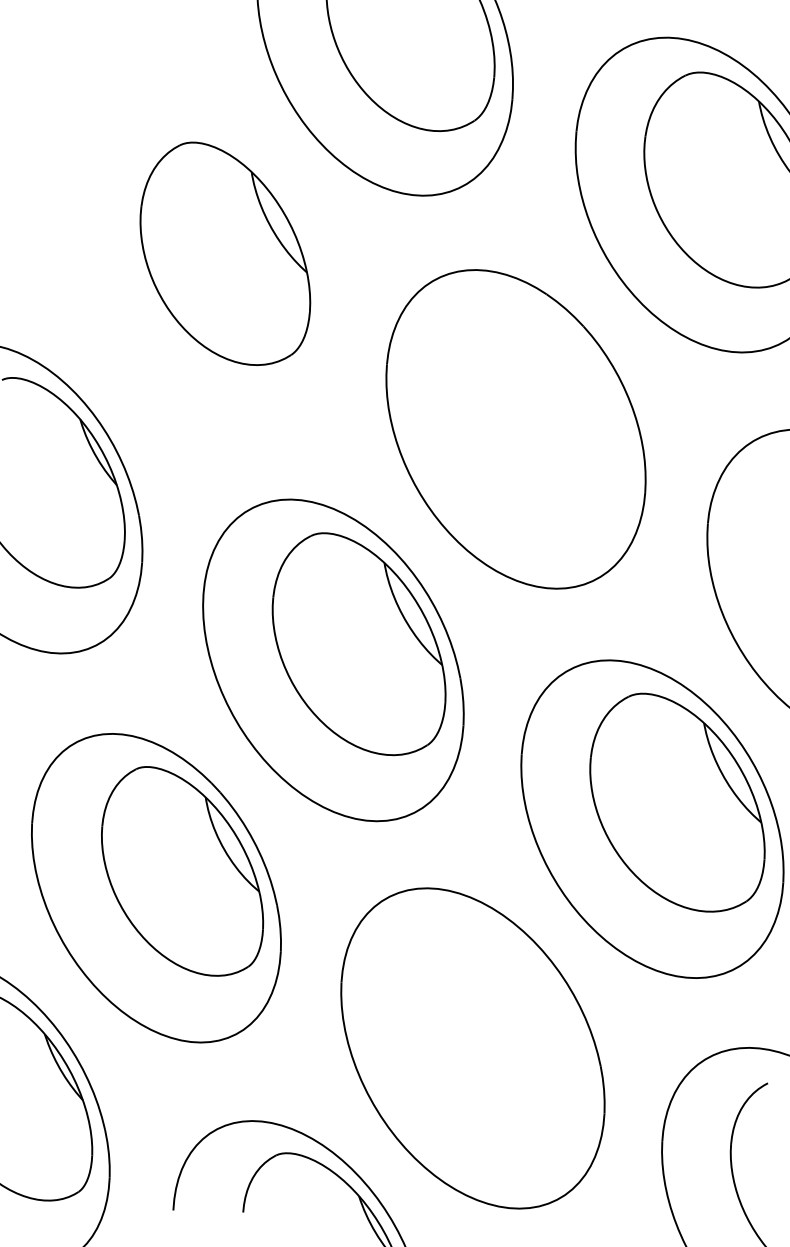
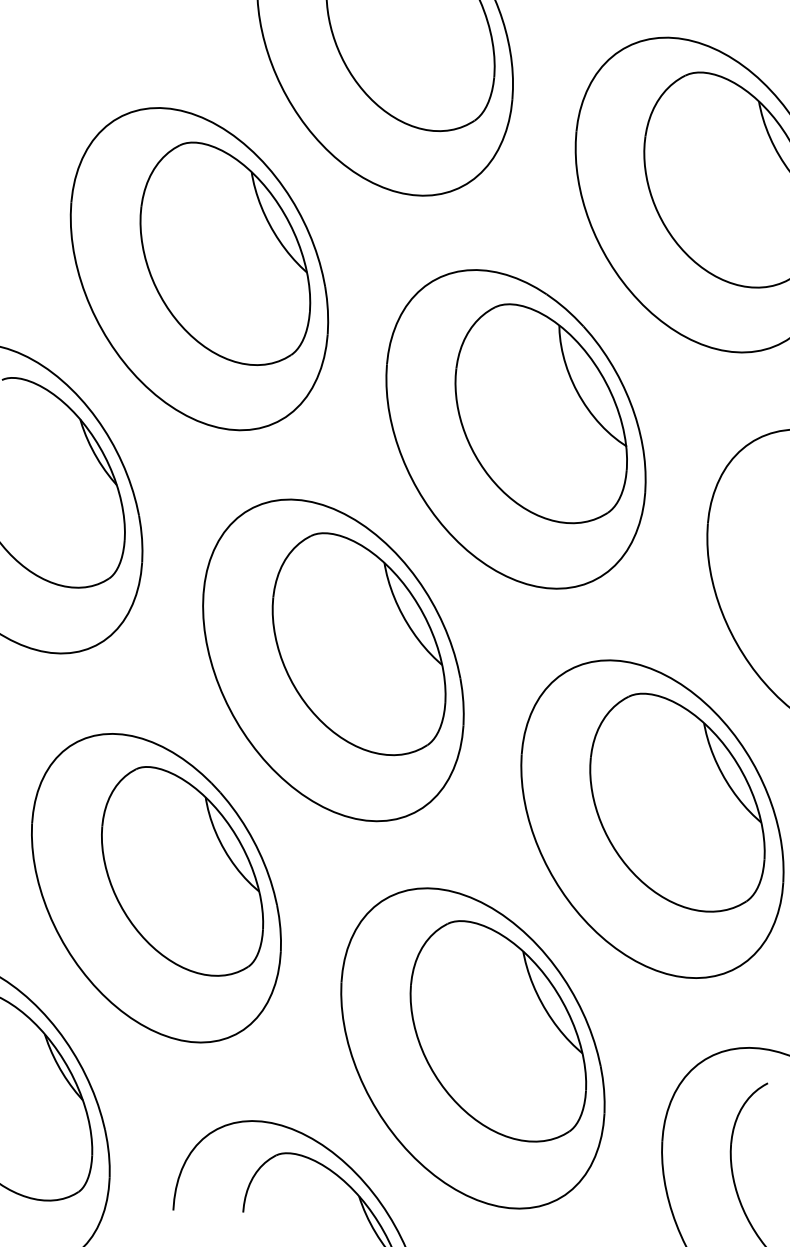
part: none -> present (199, 269)
part: none -> present (540, 413)
part: none -> present (498, 1031)
